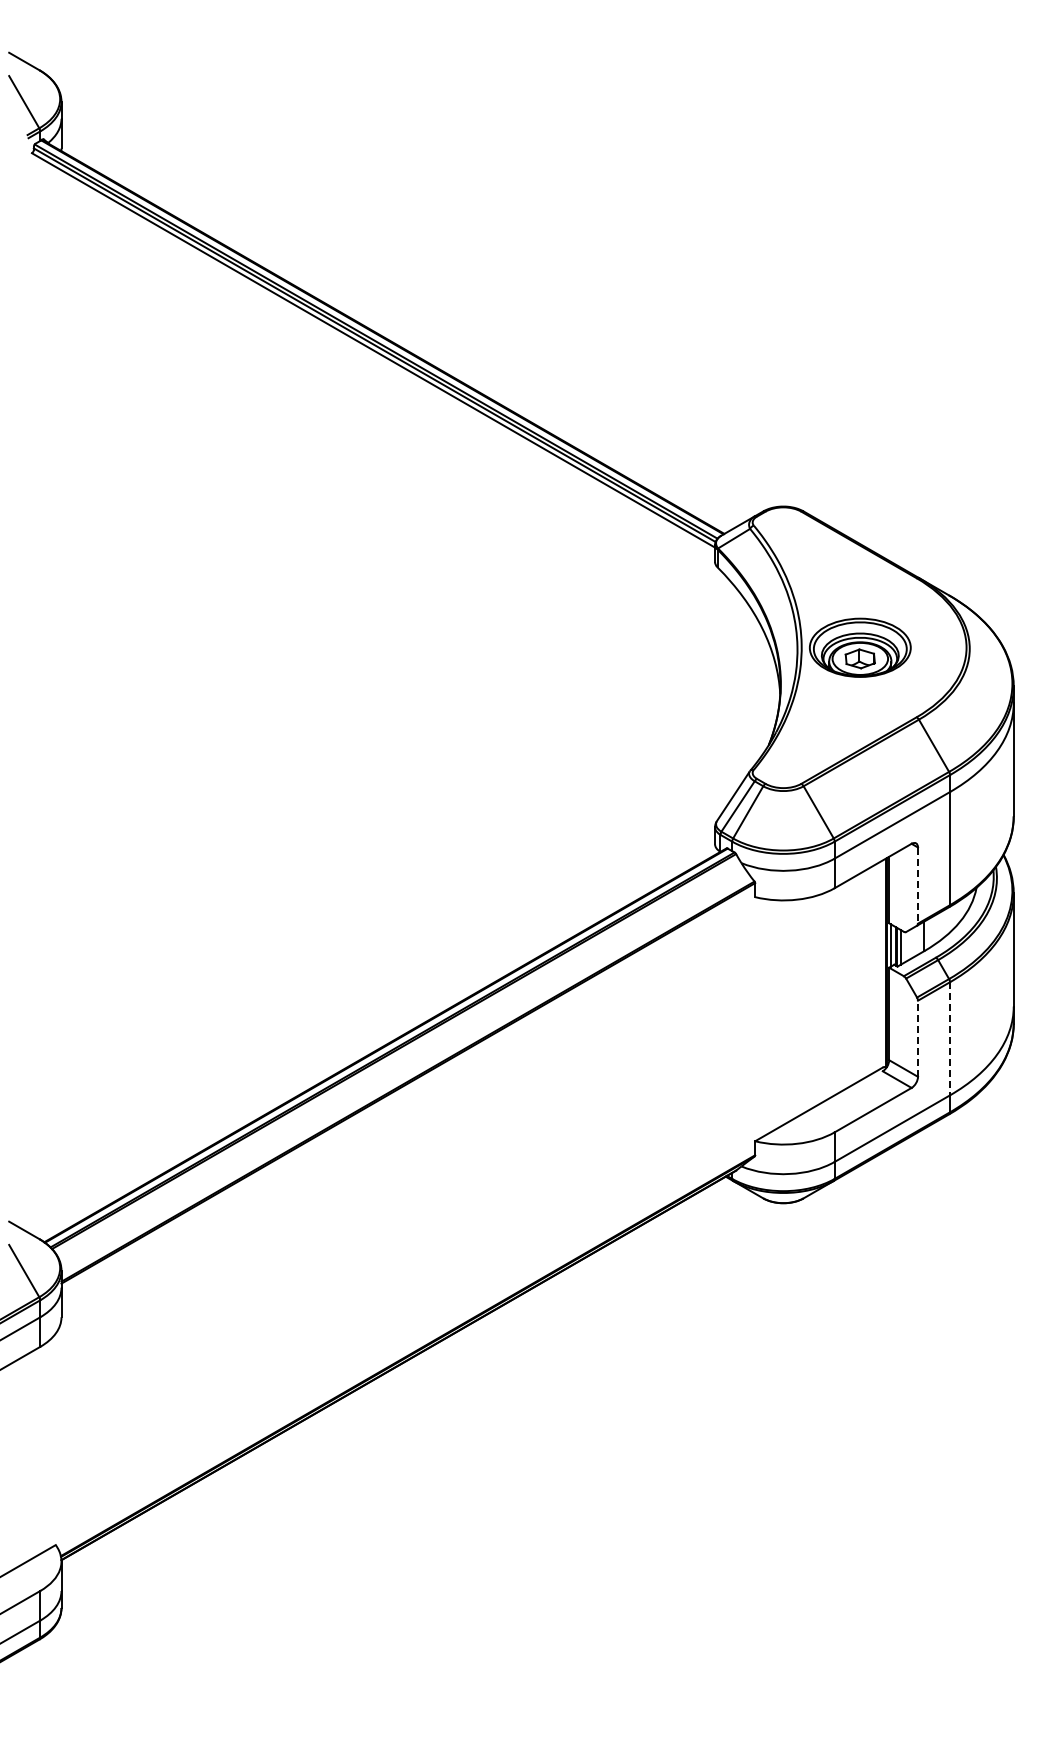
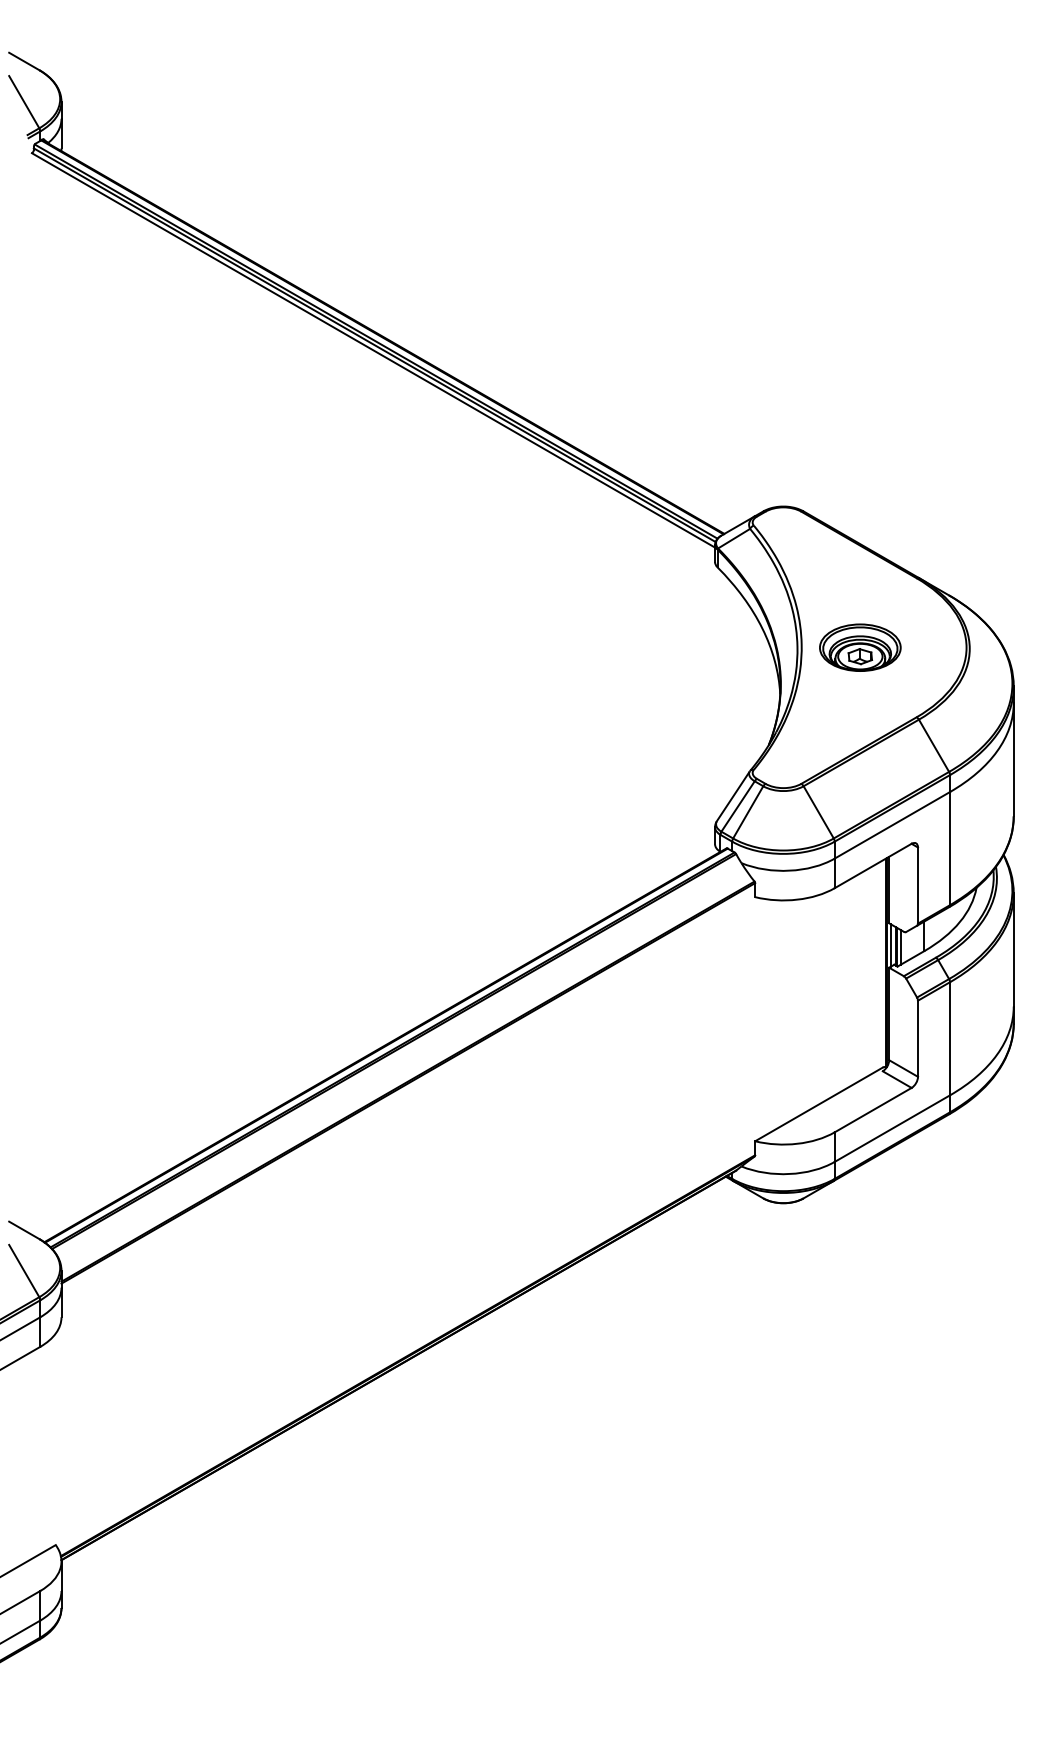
part size: 103x61 px -> 83x49 px (860, 647)
line: dashed -> solid (918, 886)
line: dashed -> solid (918, 1038)
line: dashed -> solid (950, 1038)
